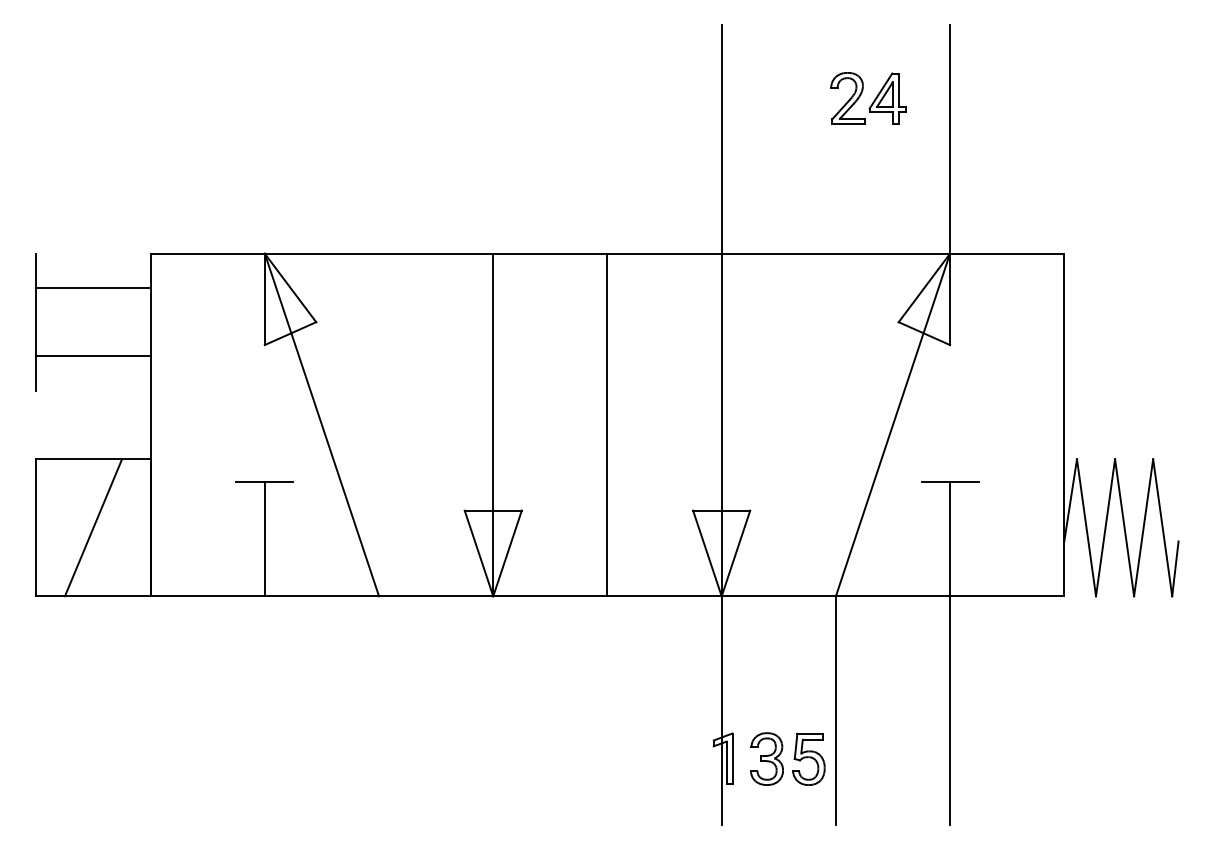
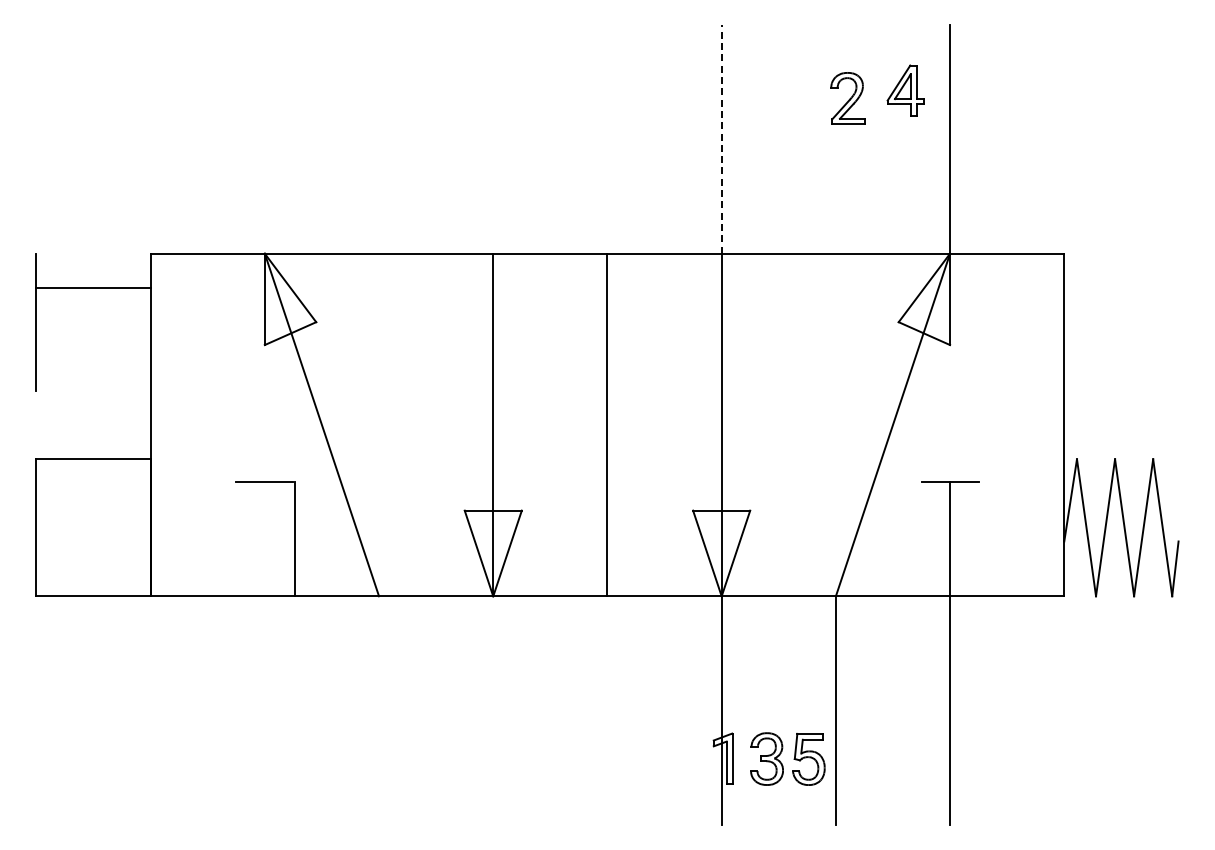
part position: (887, 98) -> (905, 90) (905, 90)
line: solid -> dashed (721, 138)
line: present -> none (93, 356)
line: present -> none (93, 527)
line position: (264, 539) -> (294, 539) (294, 539)
